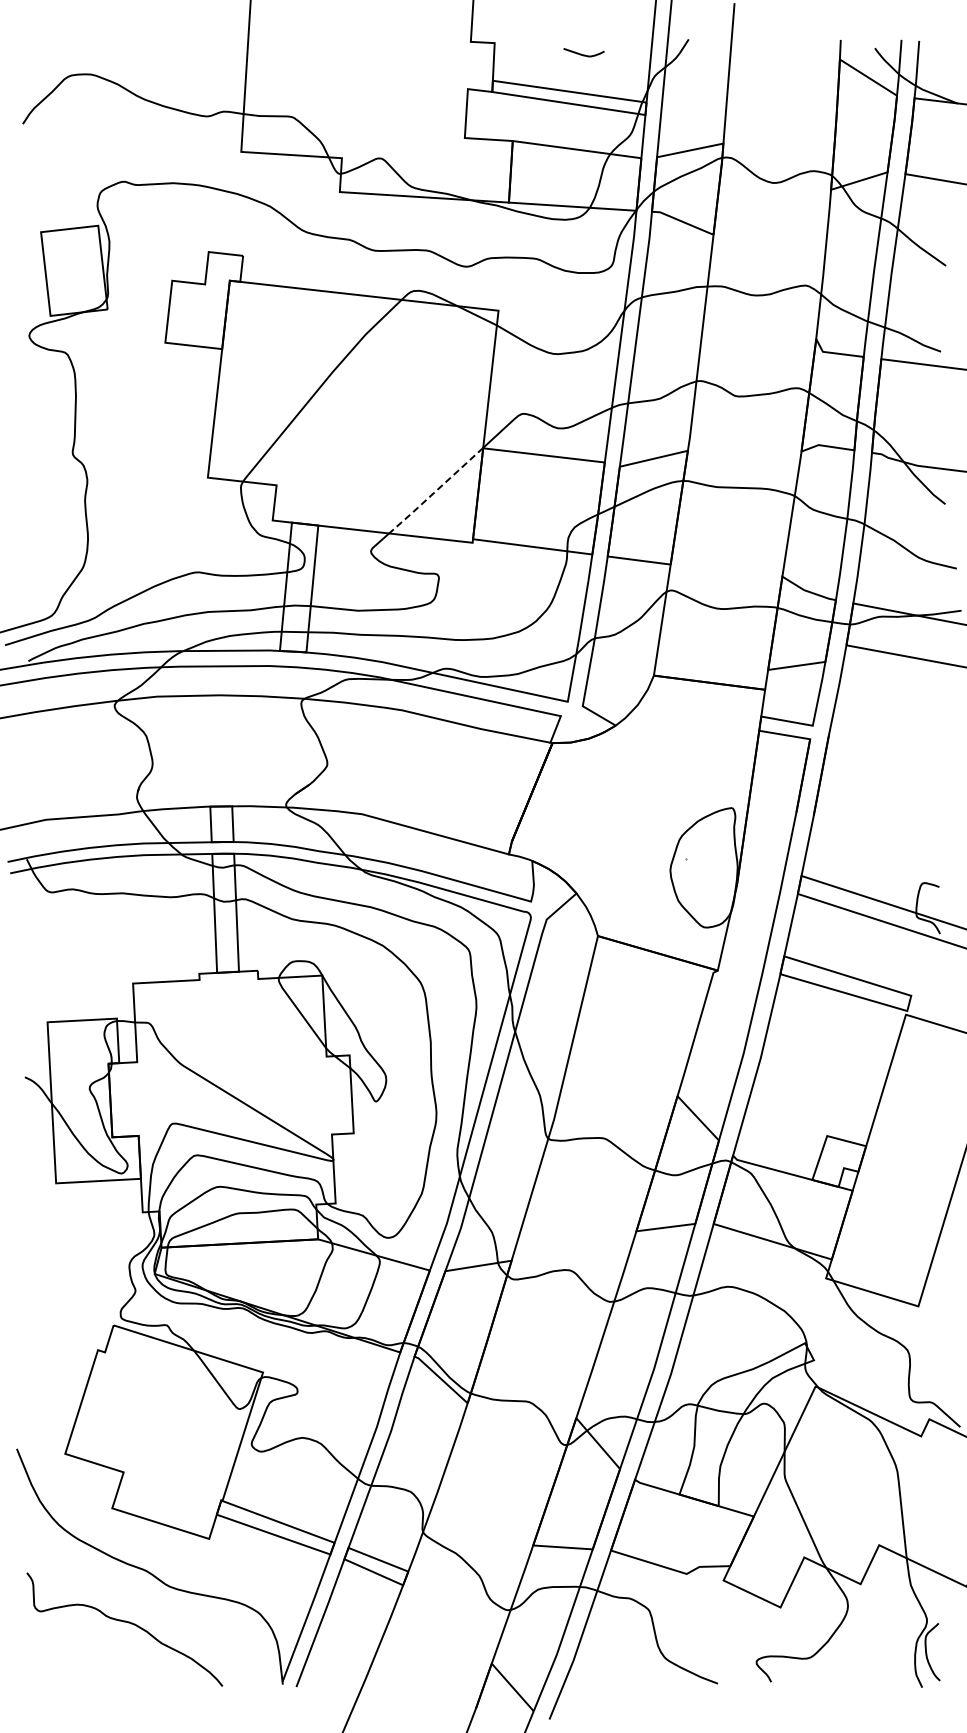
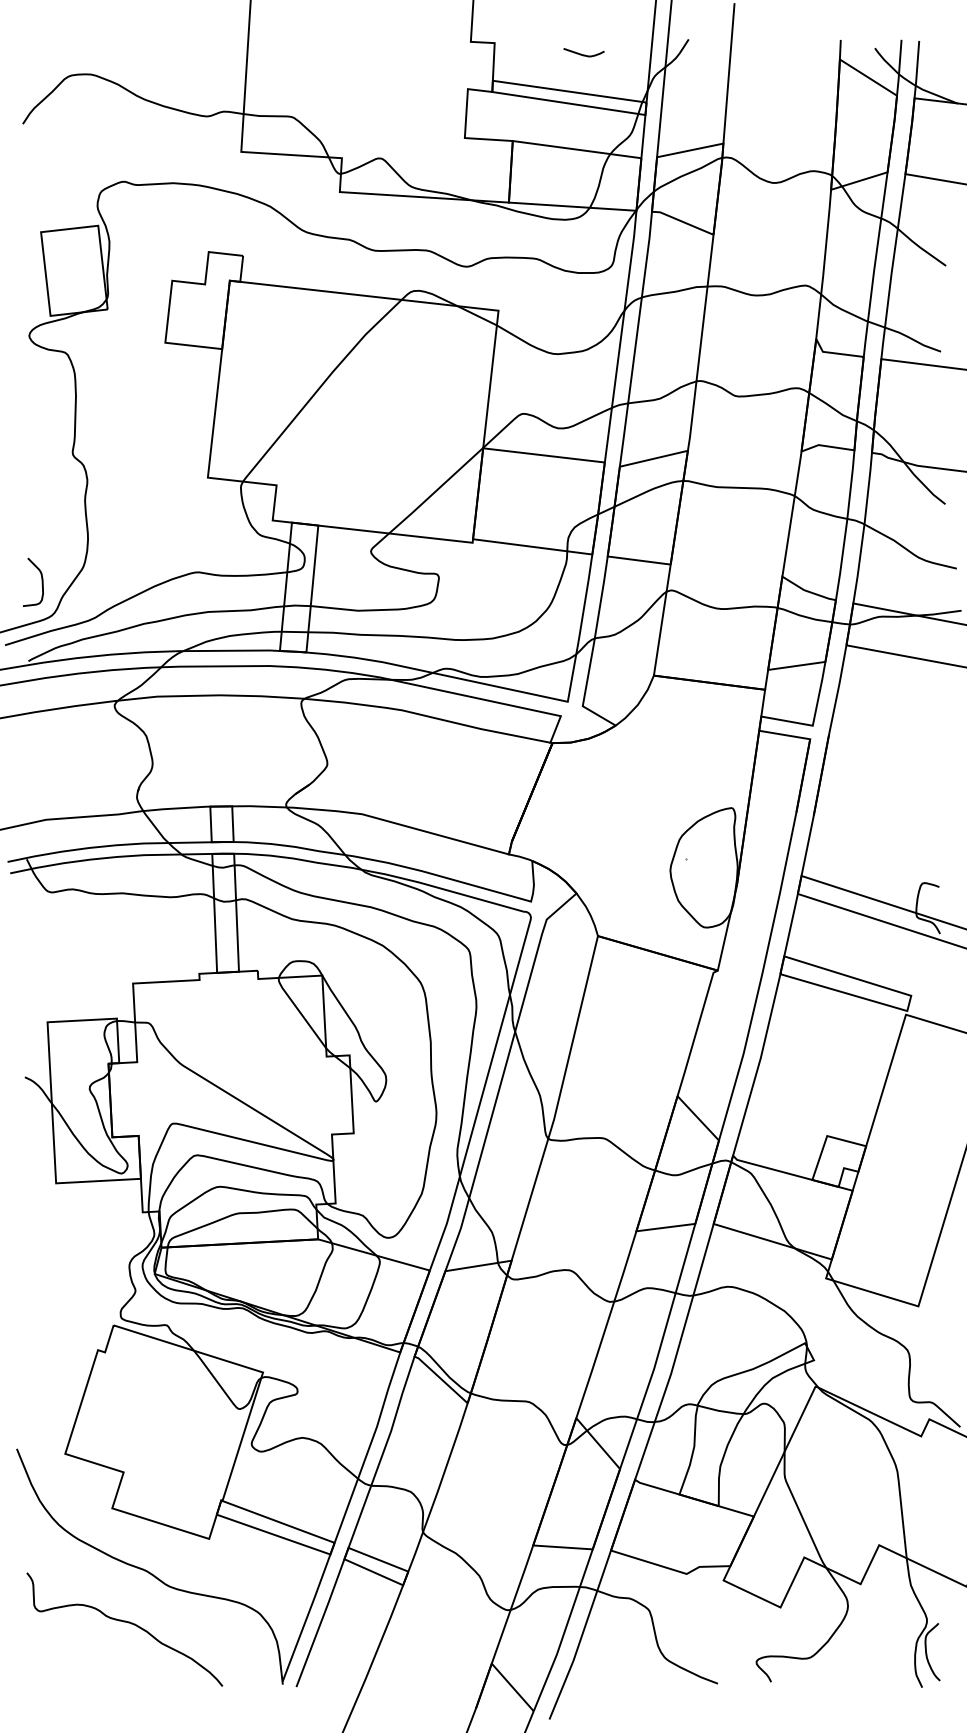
line: dashed -> solid (435, 491)
curve: none -> present (41, 581)
